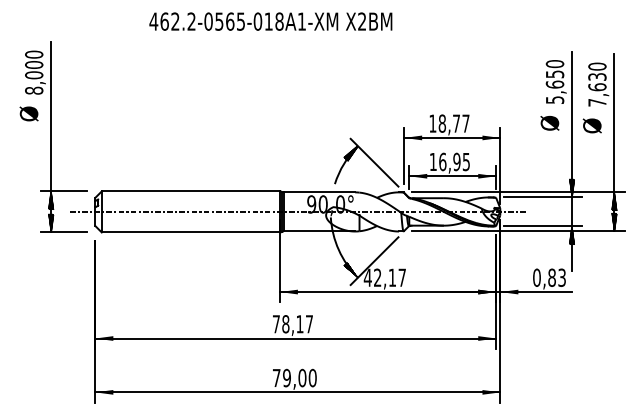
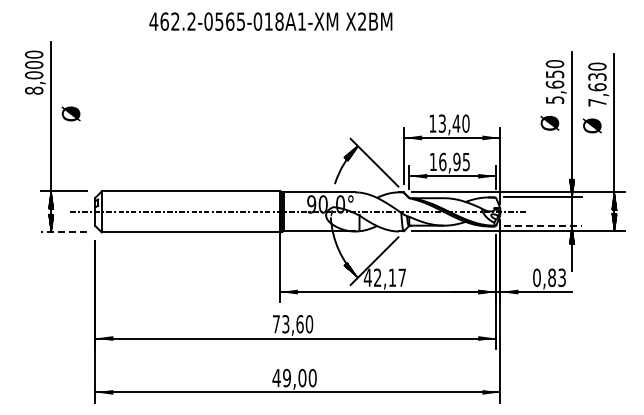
text position: (28, 113) -> (70, 113) (70, 113)
text: 18,77 -> 13,40 (453, 123)
line: solid -> dashed (543, 226)
line: solid -> dashed (63, 232)
text: 78,17 -> 73,60 (297, 324)
text: 79,00 -> 49,00 (276, 377)
